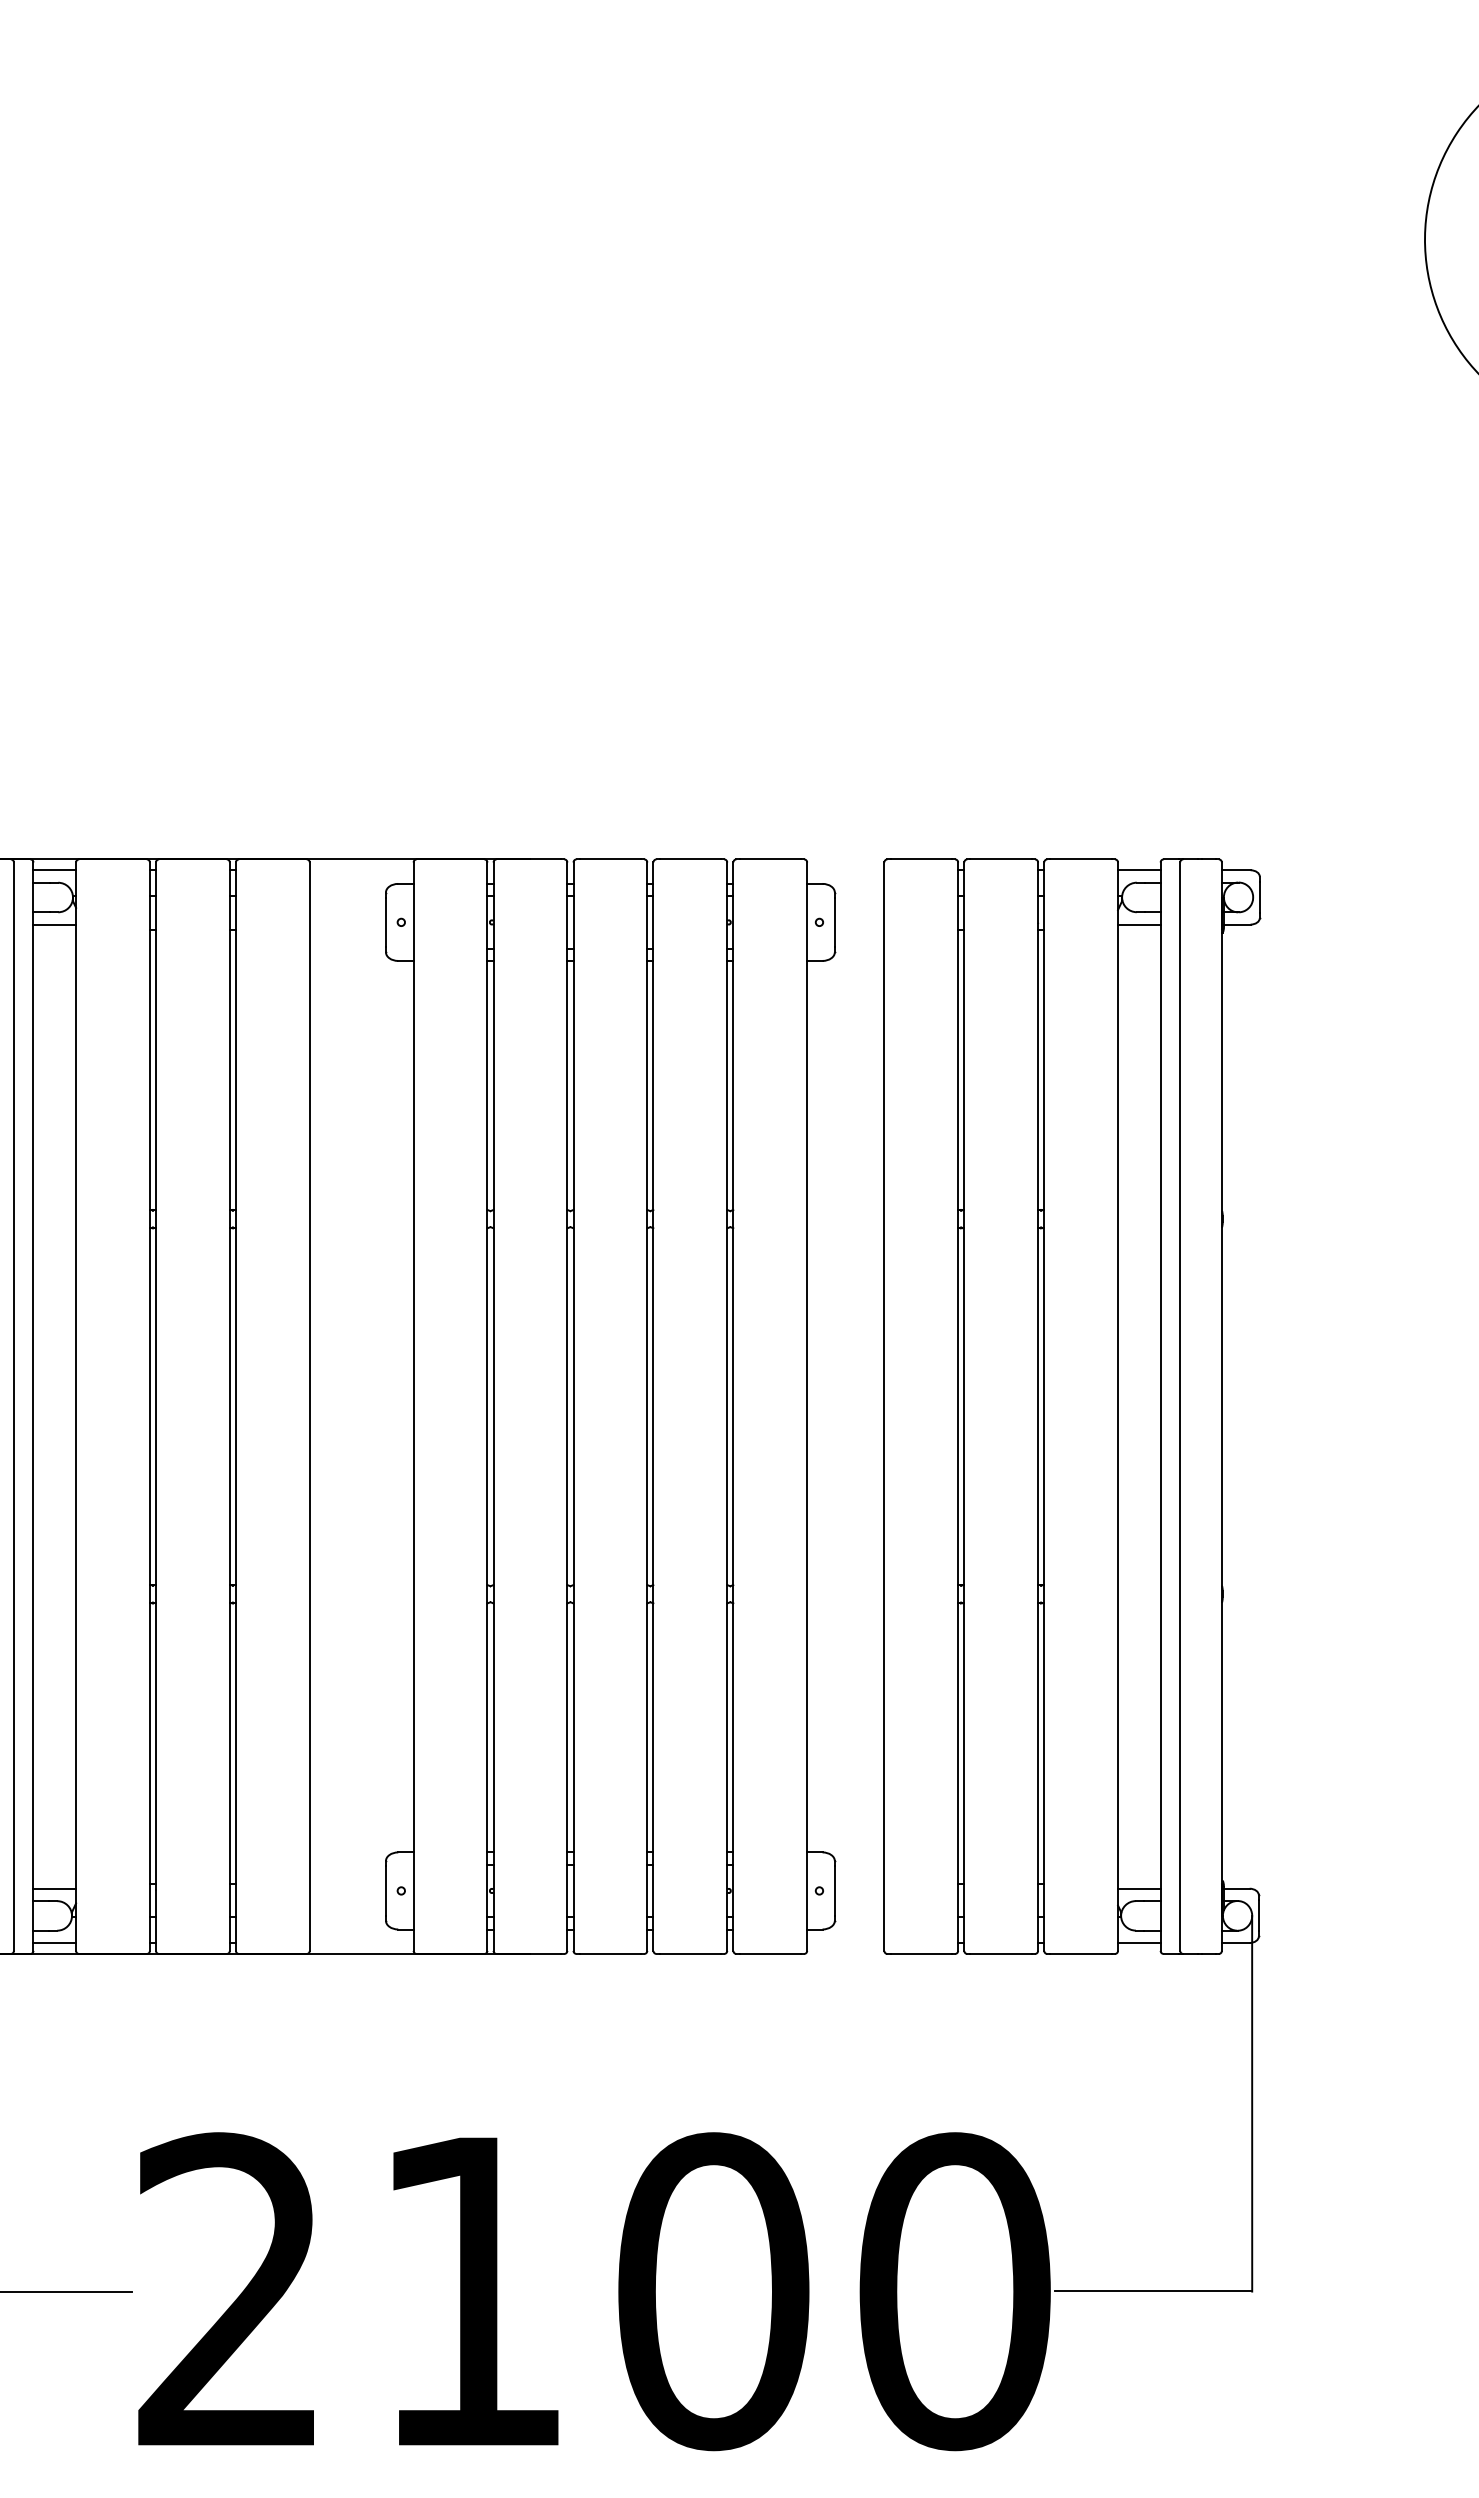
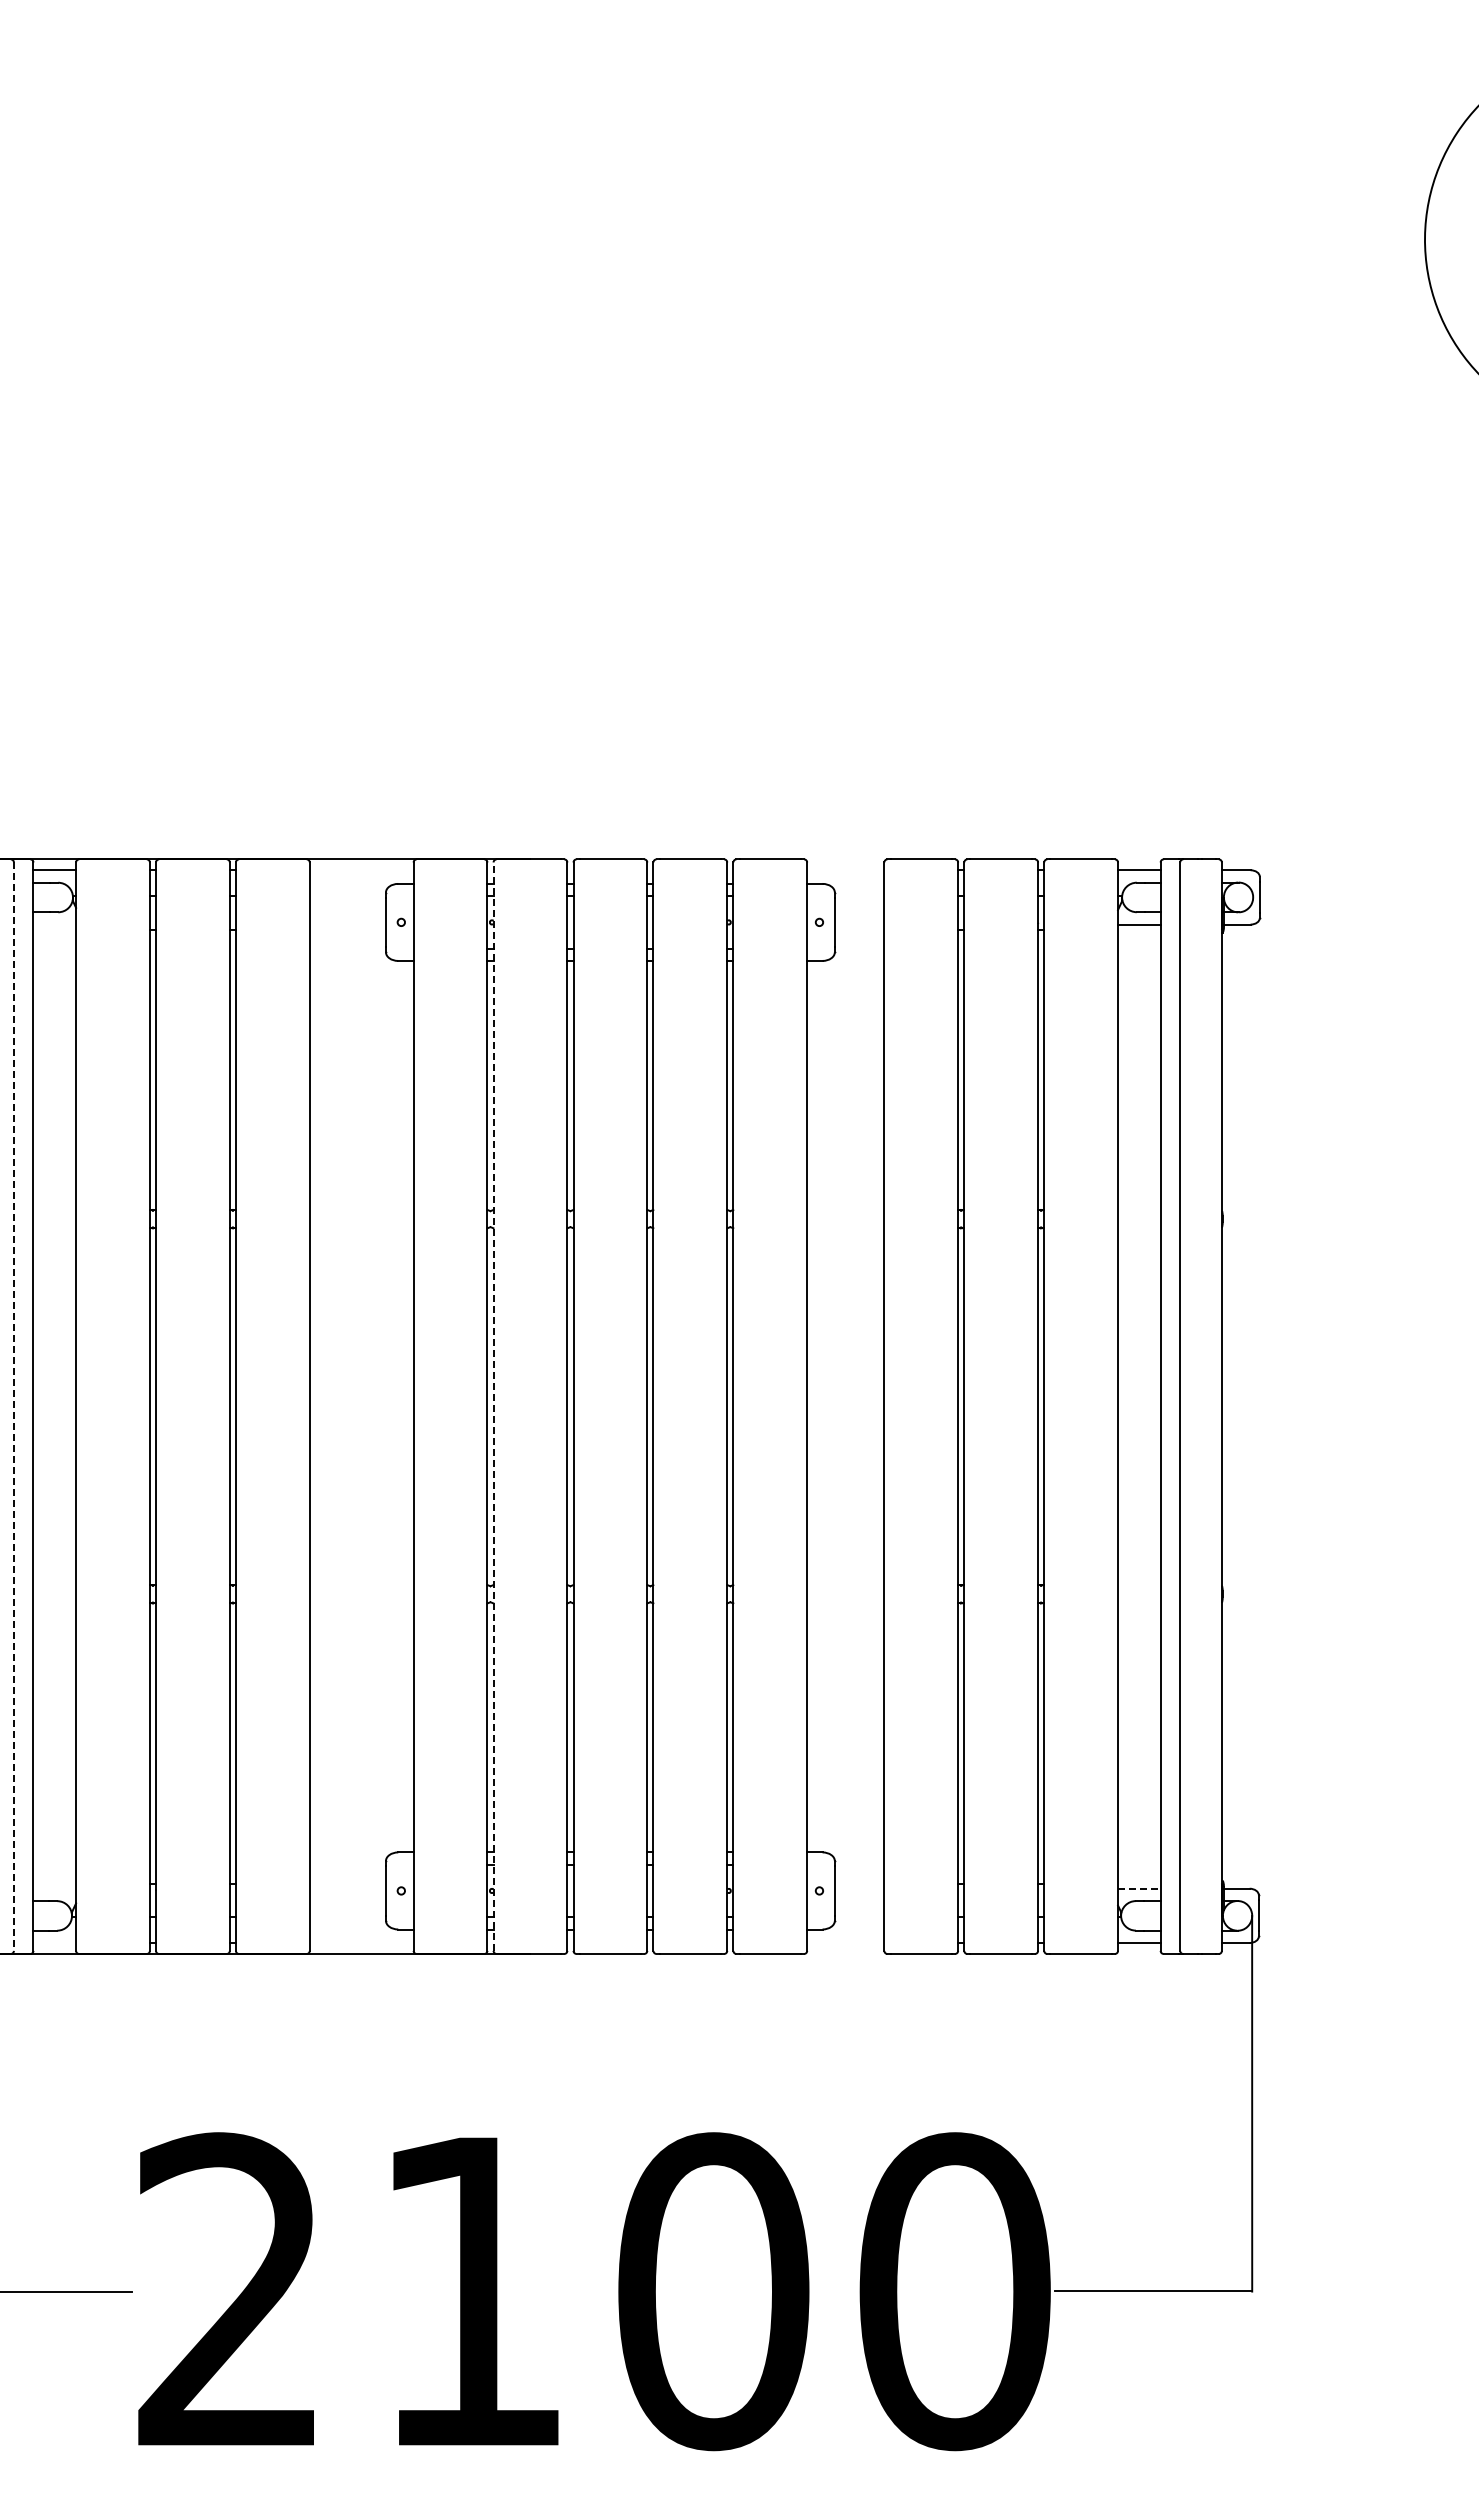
line: present -> none (54, 924)
line: solid -> dashed (493, 1406)
line: solid -> dashed (13, 1407)
line: present -> none (54, 1888)
line: solid -> dashed (1139, 1888)
line: present -> none (54, 1943)
